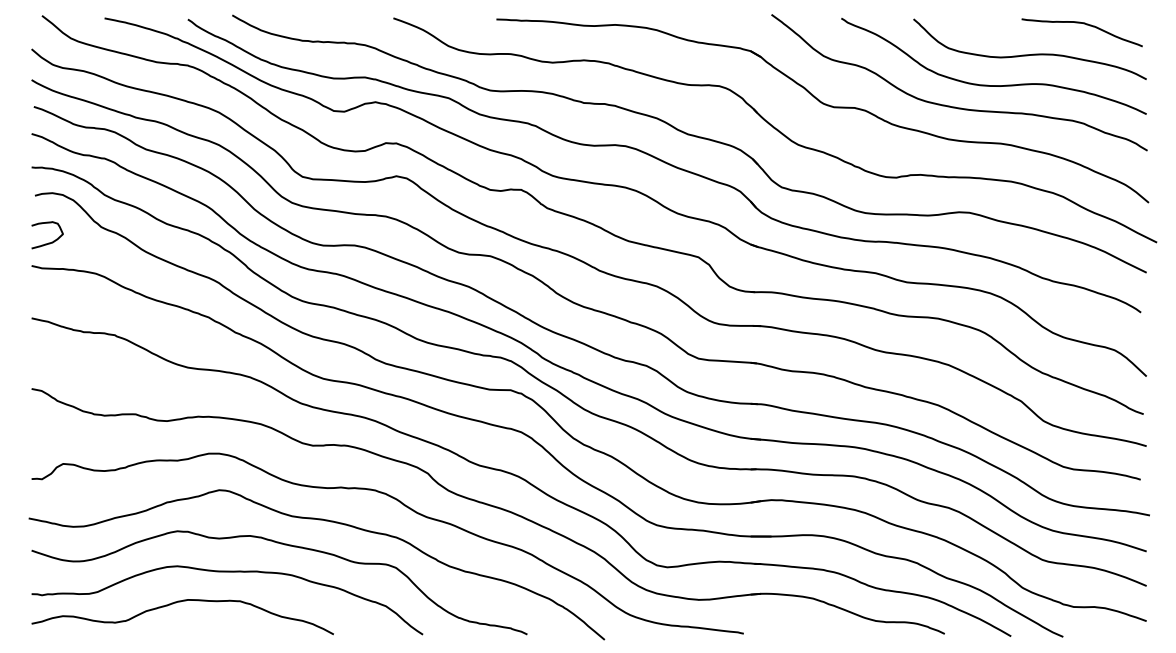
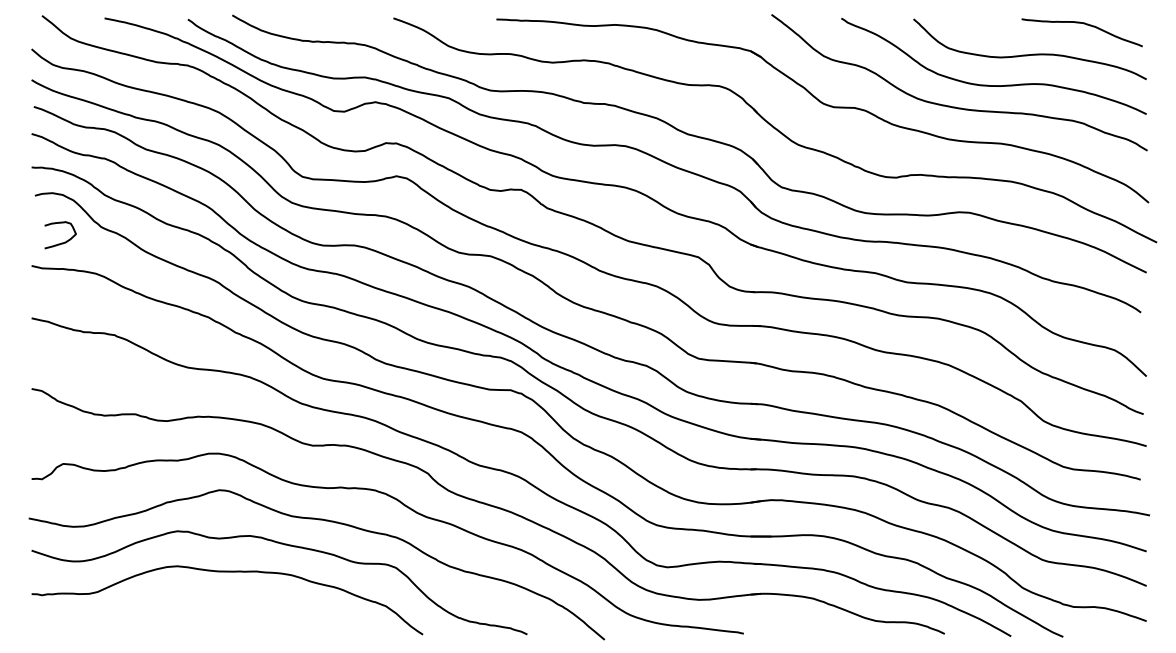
curve position: (48, 242) -> (61, 242) (61, 242)
curve: present -> none (180, 602)
